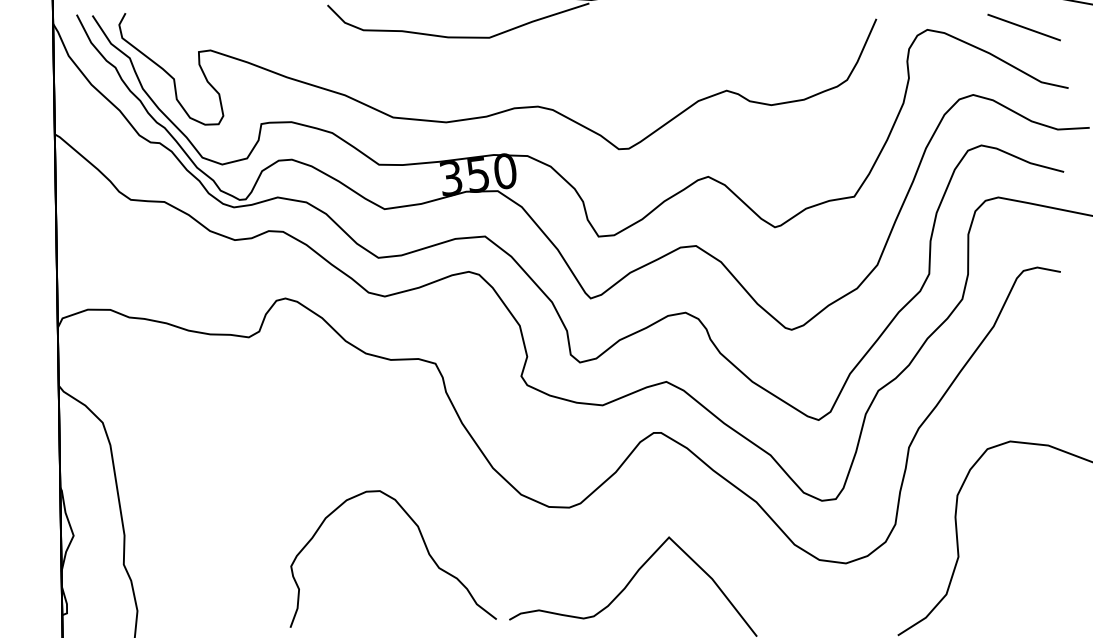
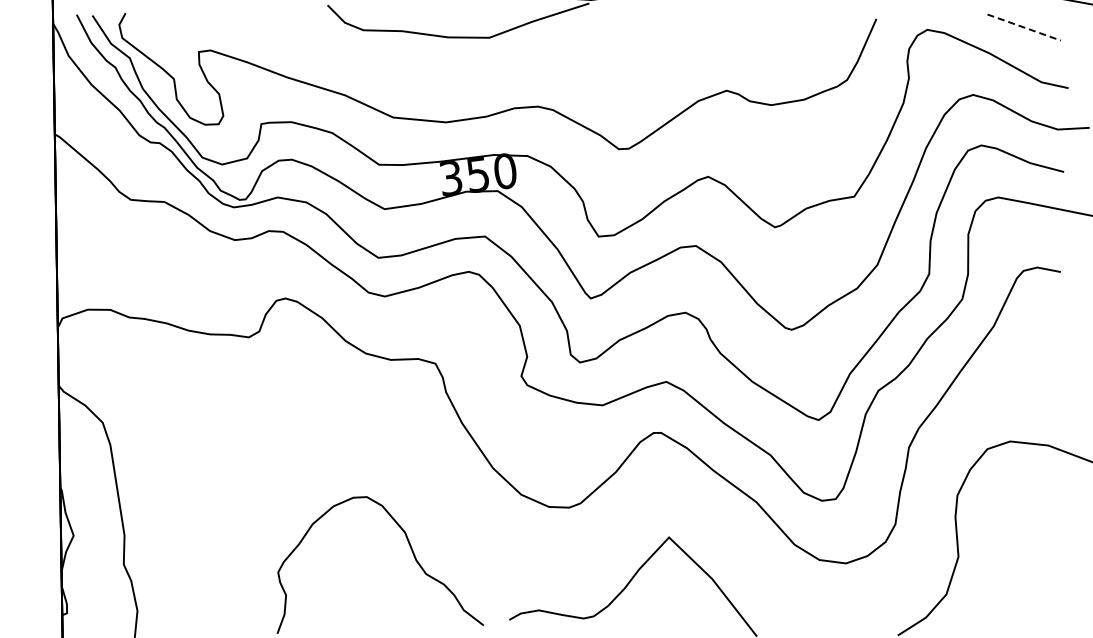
line: solid -> dashed (1024, 27)
curve position: (424, 545) -> (411, 551) (411, 551)
